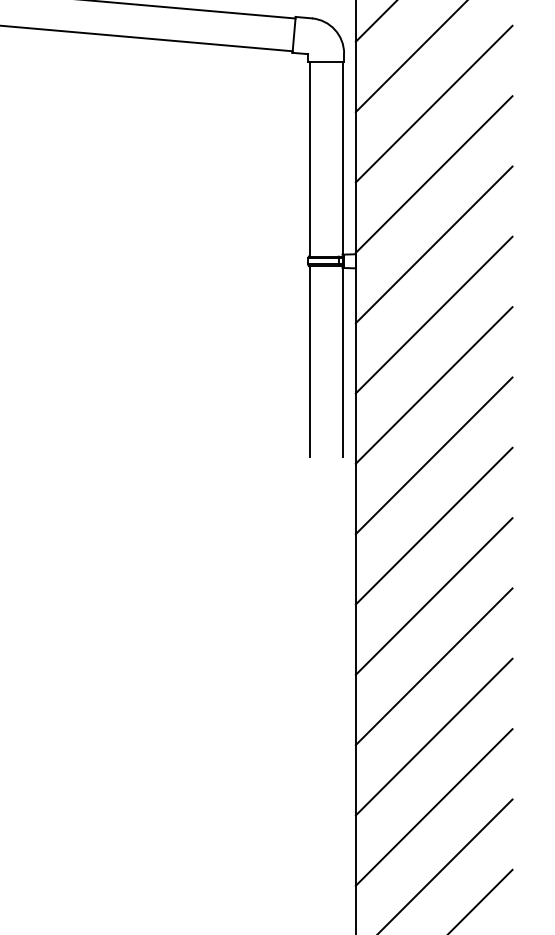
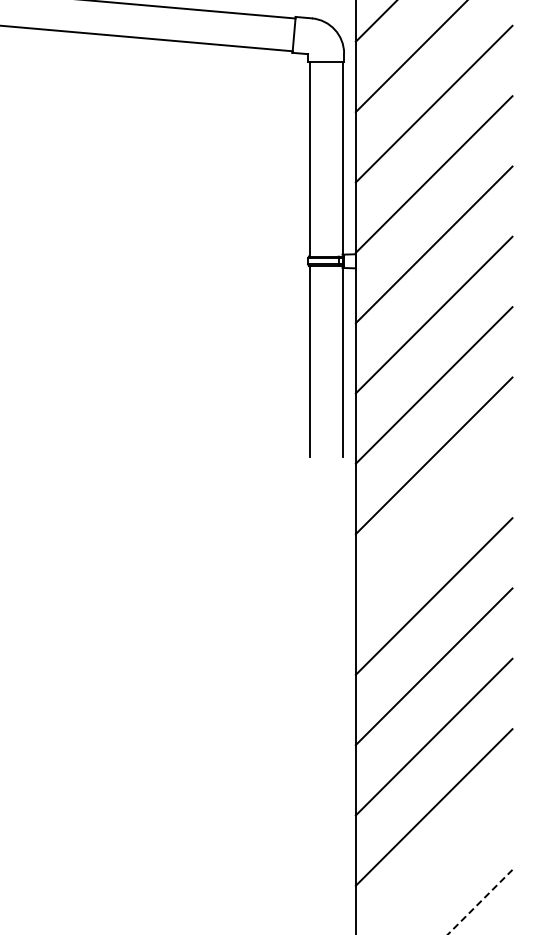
line: present -> none (433, 525)
line: present -> none (446, 865)
line: solid -> dashed (480, 902)
